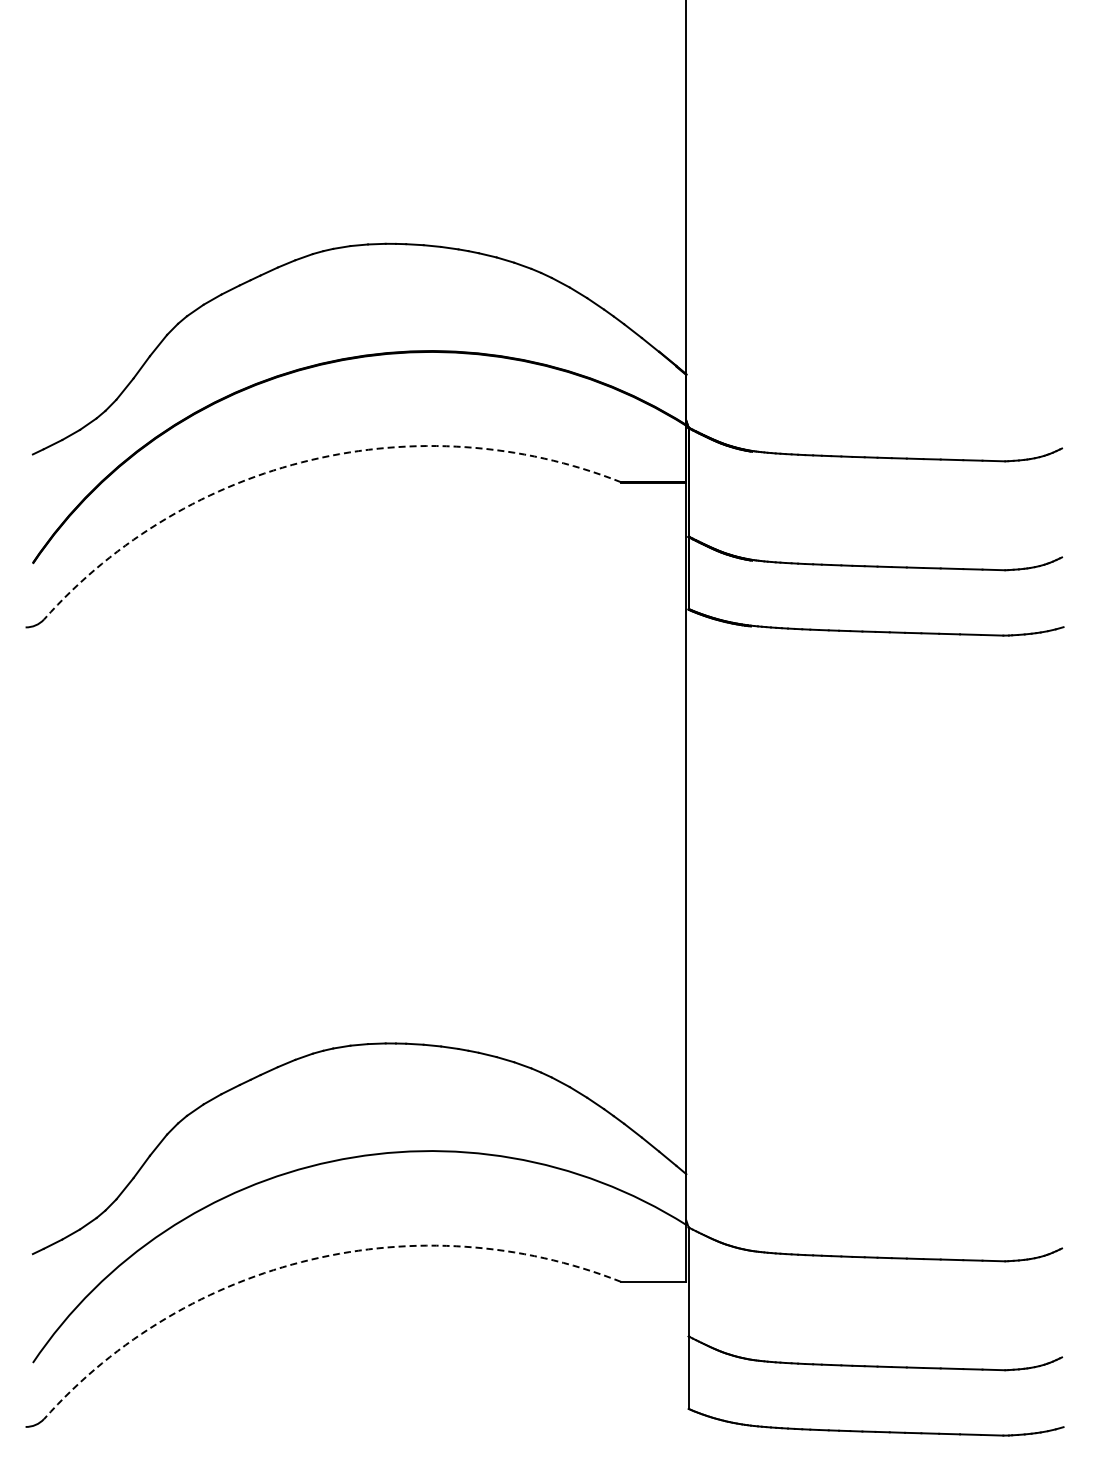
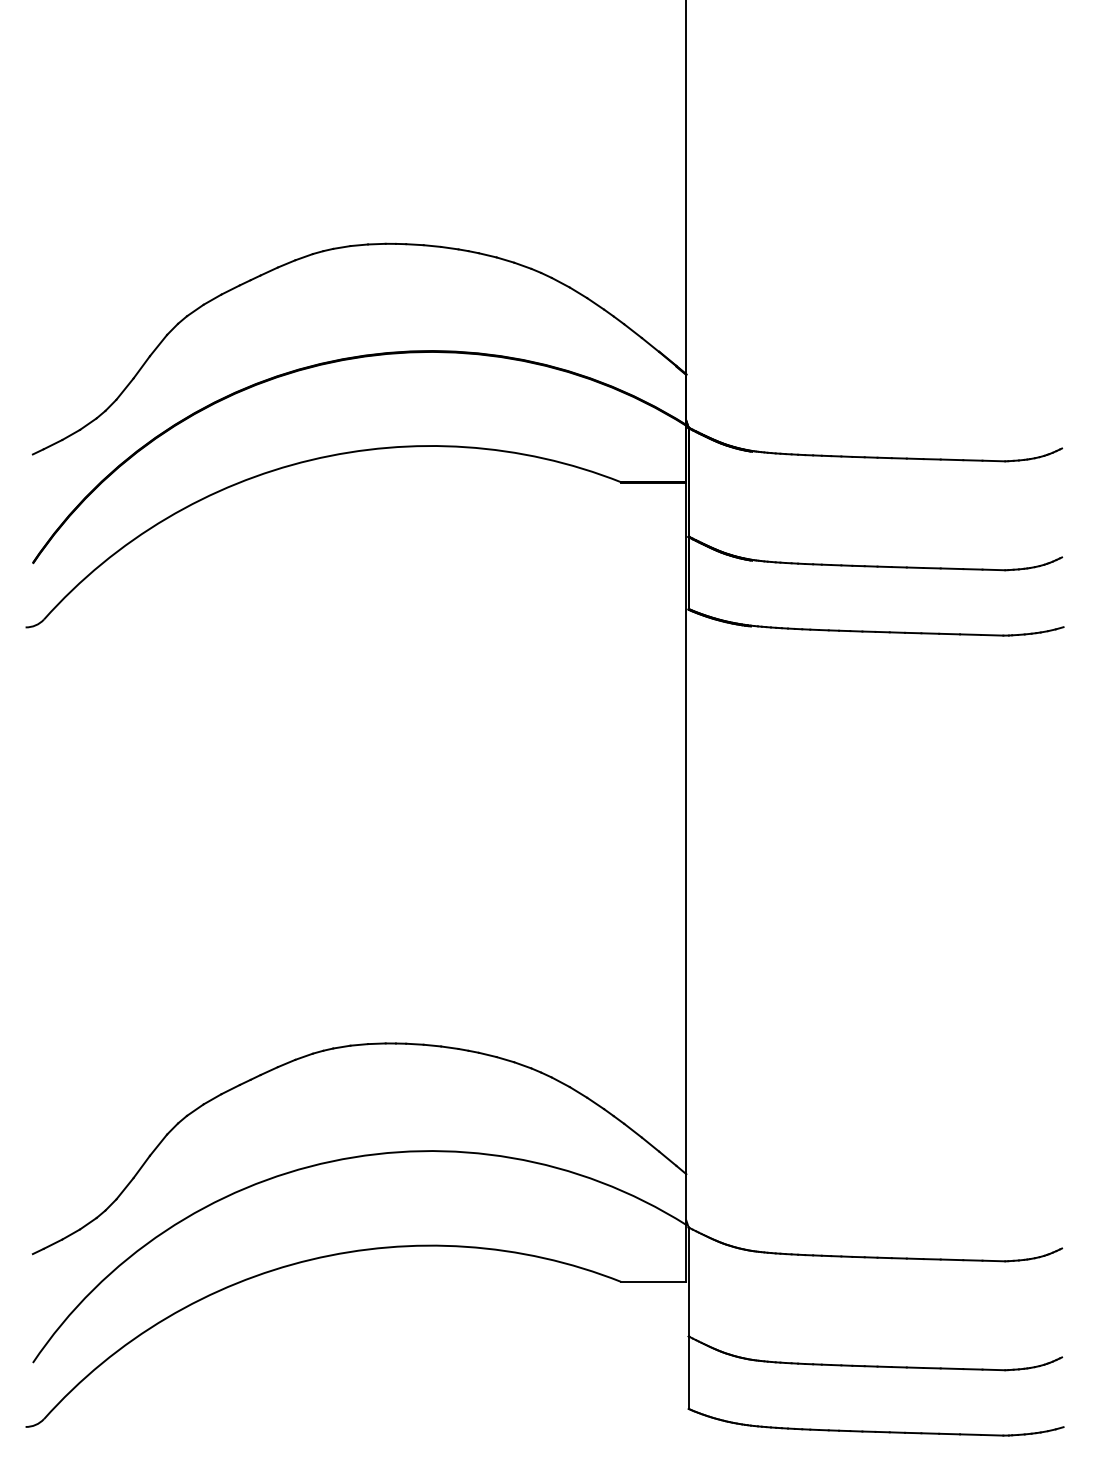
arc: dashed -> solid (310, 460)
arc: dashed -> solid (310, 1259)
